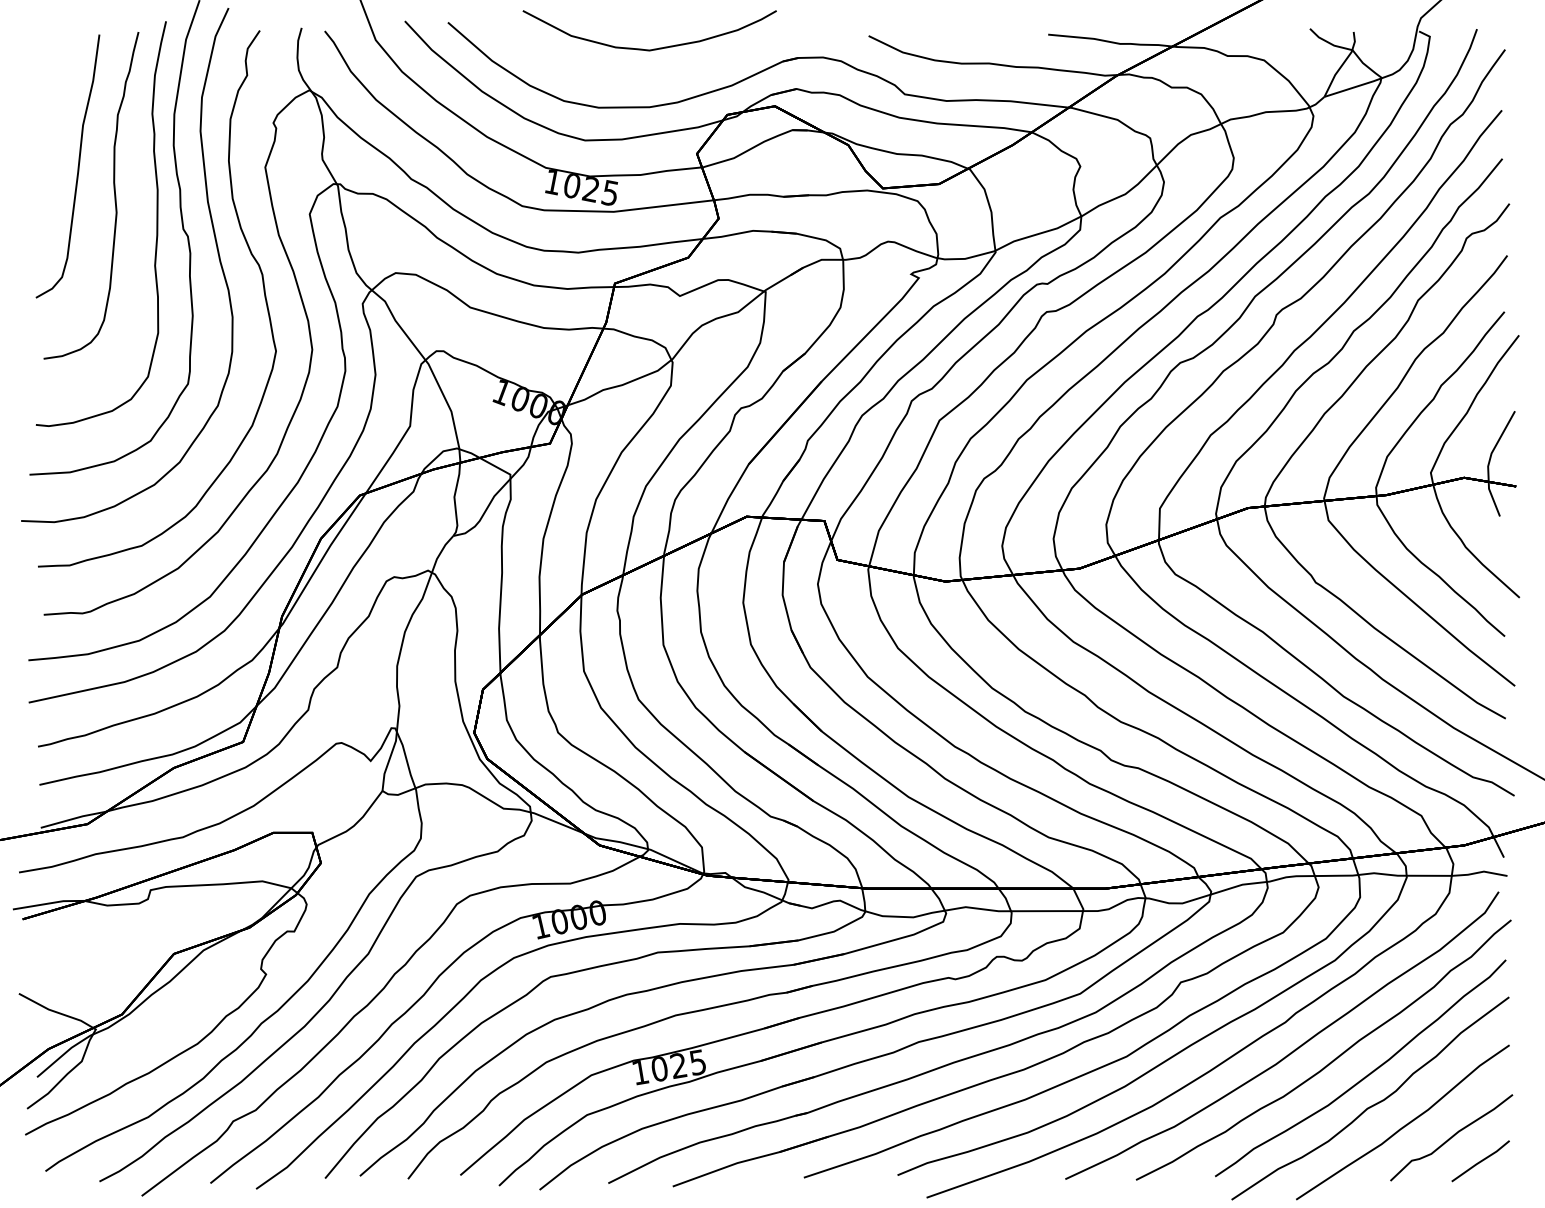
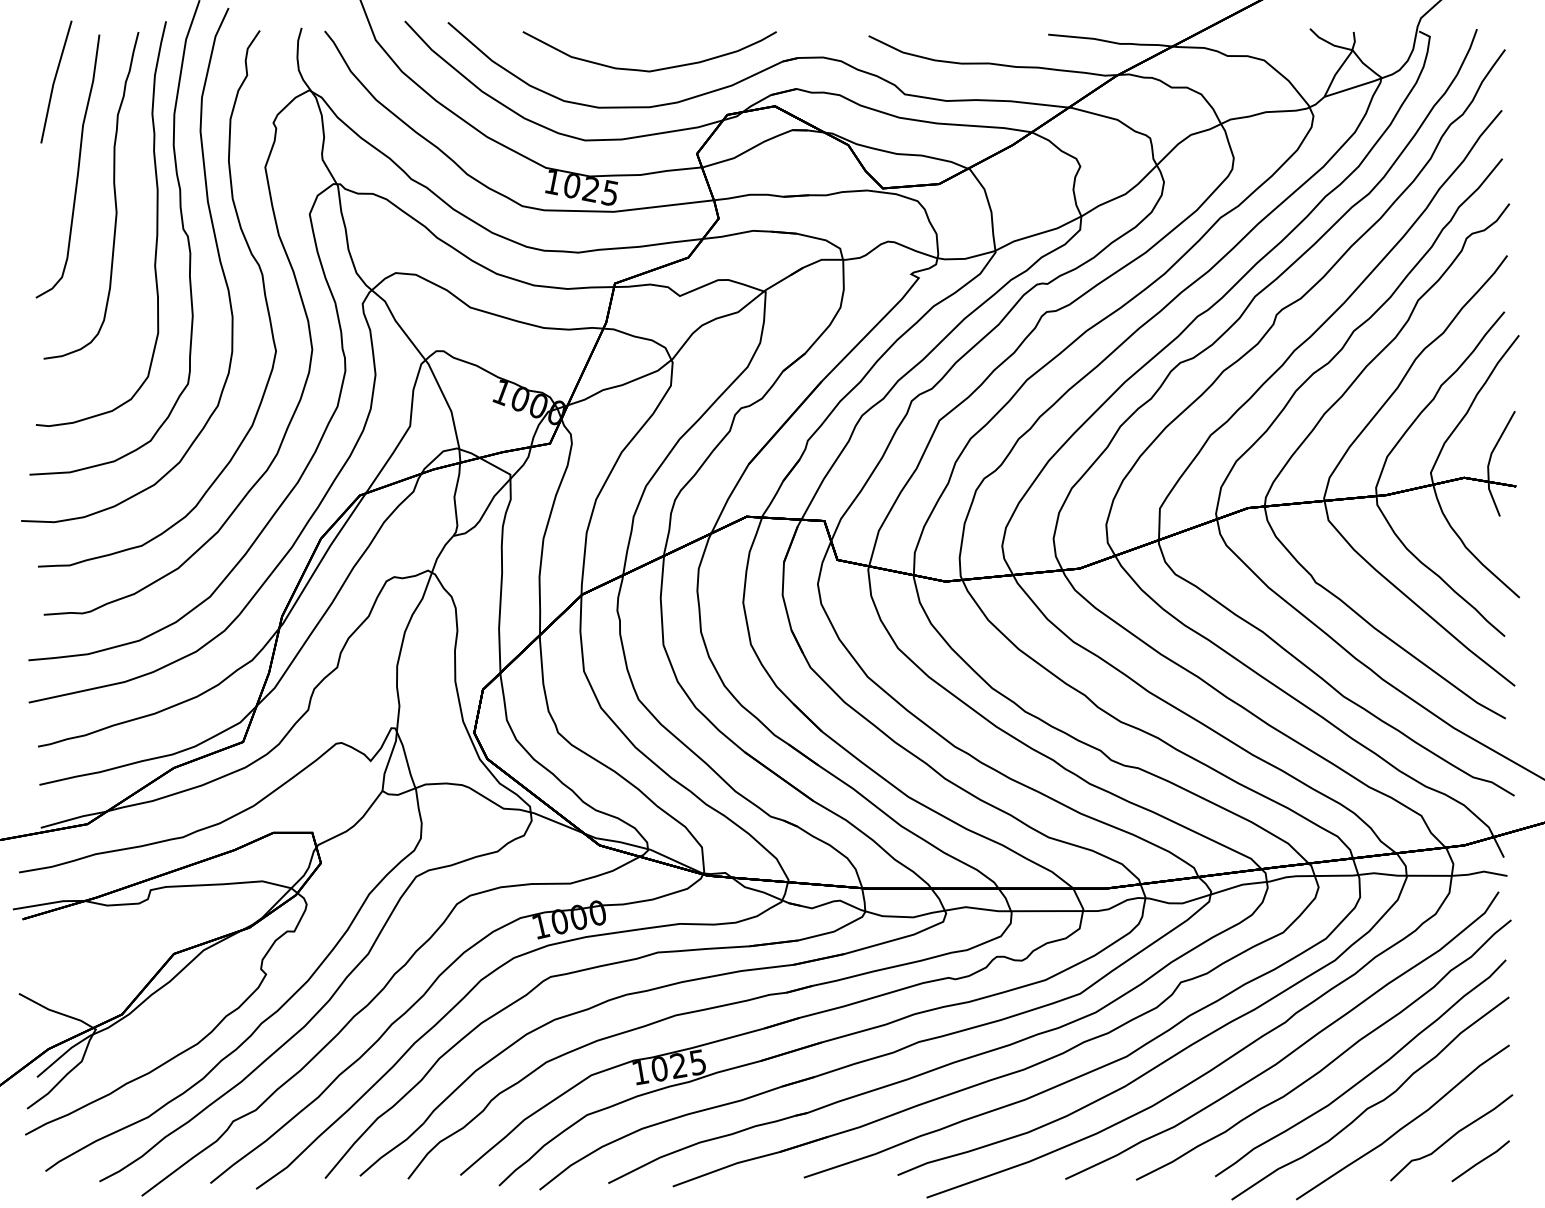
curve position: (653, 48) -> (653, 69) (653, 69)
part: none -> present (56, 81)
